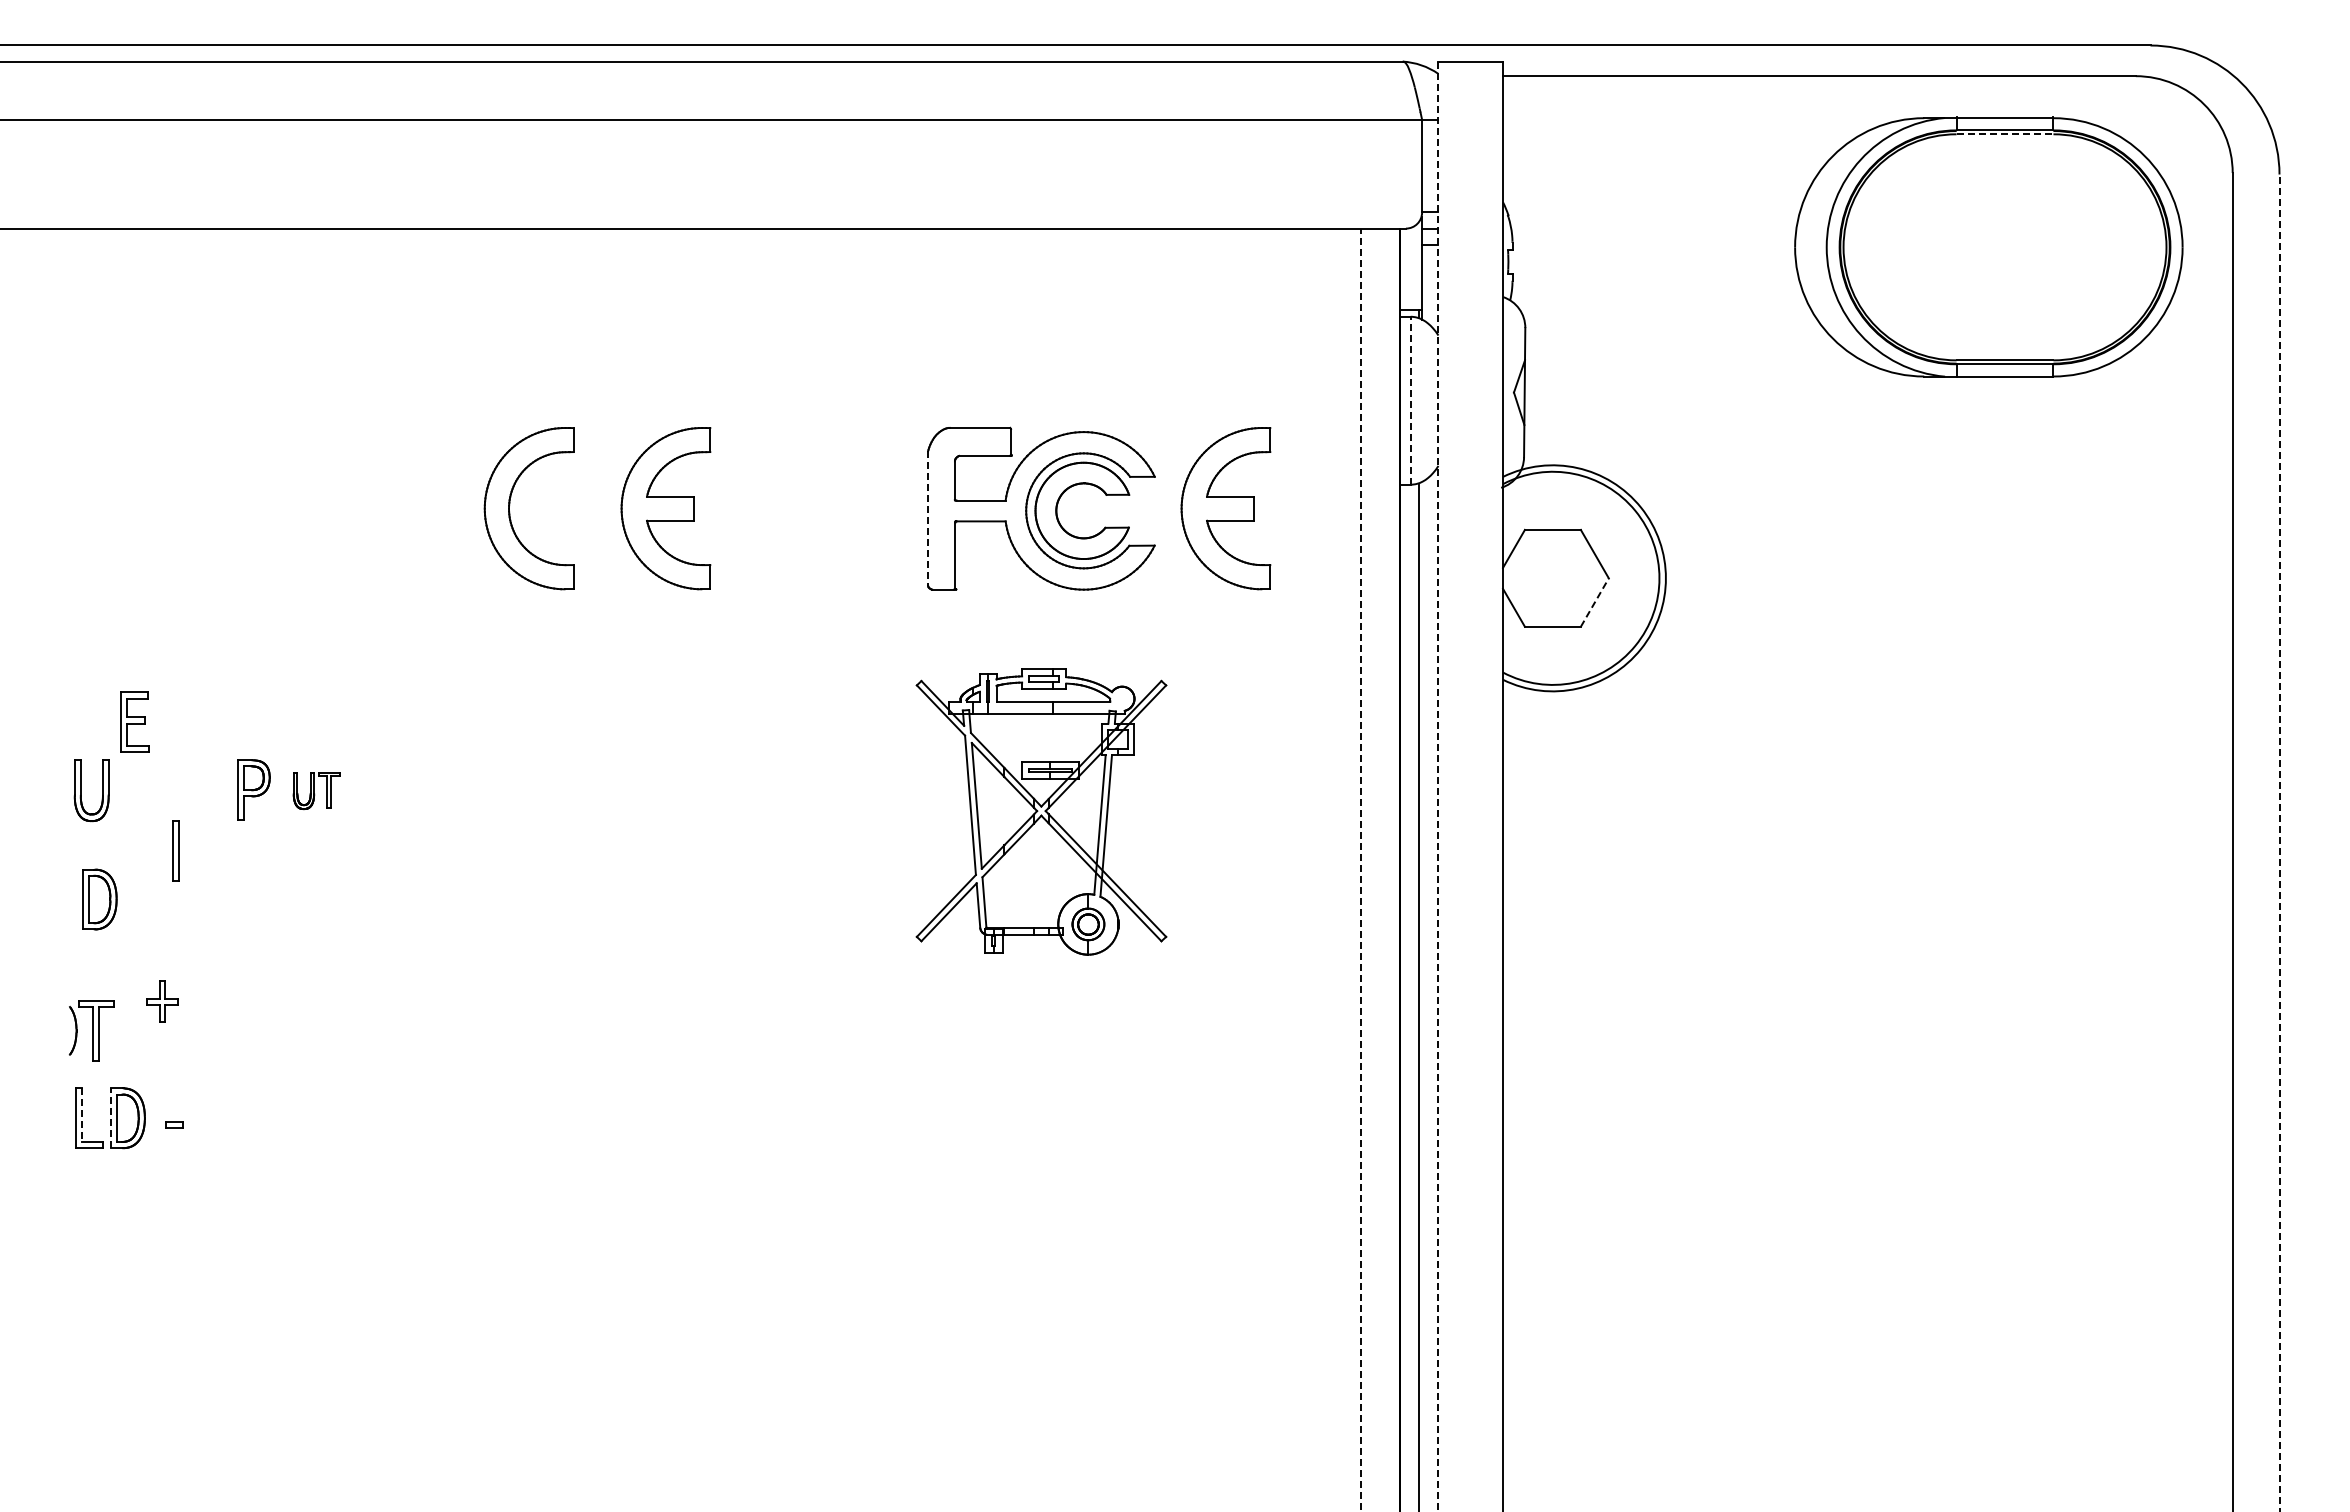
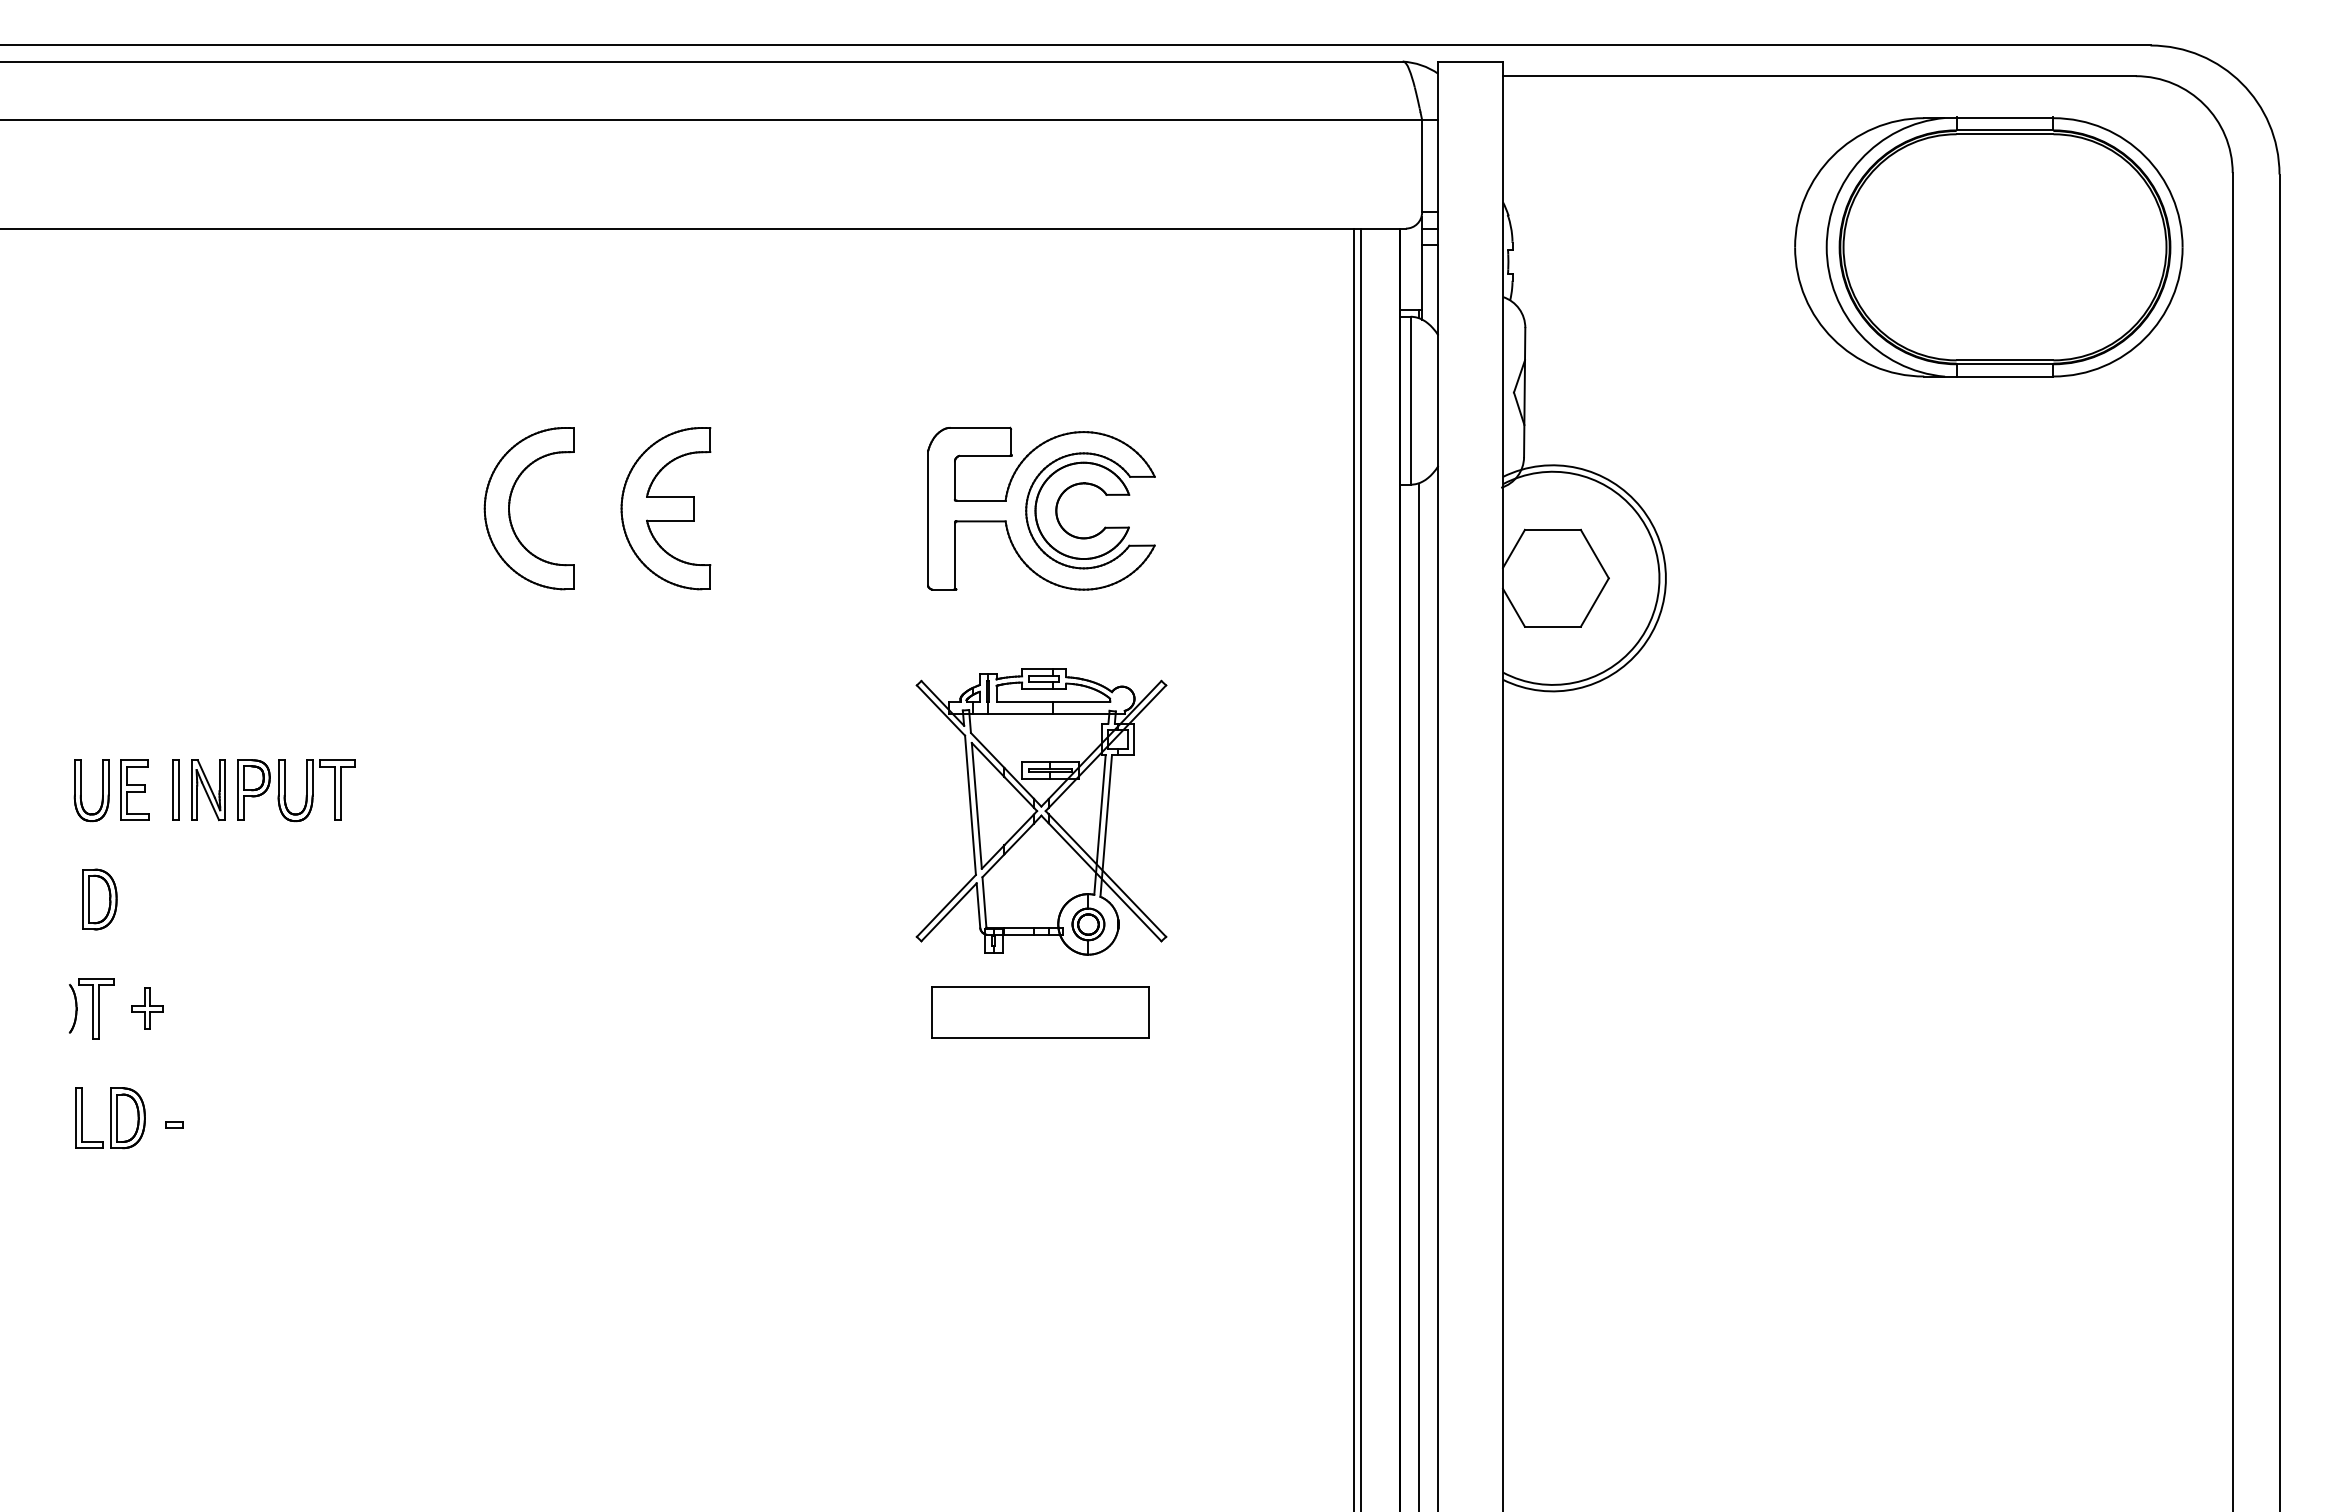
line: dashed -> solid (2005, 134)
line: dashed -> solid (1410, 400)
part: present -> none (1225, 508)
line: dashed -> solid (928, 519)
line: dashed -> solid (1594, 602)
part position: (134, 721) -> (134, 789) (134, 789)
line: dashed -> solid (1438, 786)
part: none -> present (208, 790)
part size: 49x39 px -> 79x64 px (316, 790)
line: dashed -> solid (2279, 842)
part position: (175, 850) -> (175, 789) (175, 789)
line: none -> present (1354, 868)
line: dashed -> solid (1360, 869)
part position: (162, 1001) -> (147, 1008) (147, 1008)
part: none -> present (1040, 1012)
part position: (91, 1030) -> (91, 1008) (91, 1008)
line: dashed -> solid (82, 1115)
line: dashed -> solid (110, 1118)
